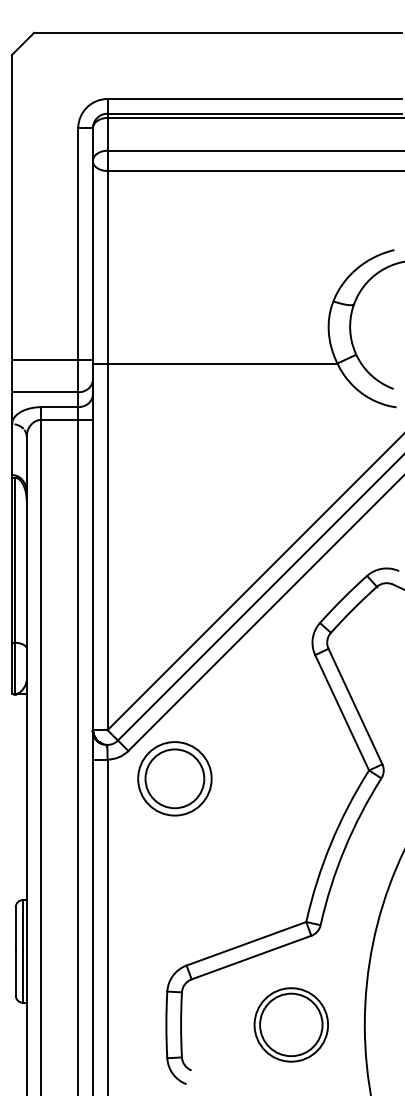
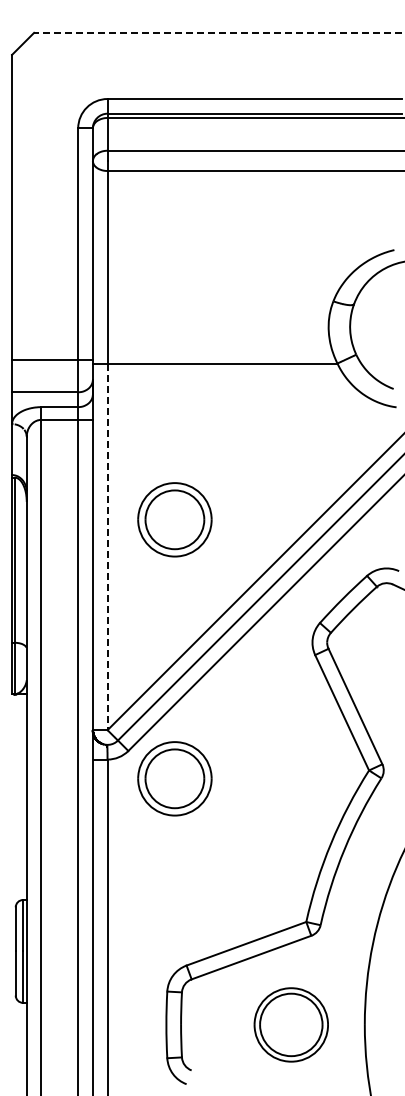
line: solid -> dashed (218, 32)
part: none -> present (174, 519)
line: solid -> dashed (107, 547)
